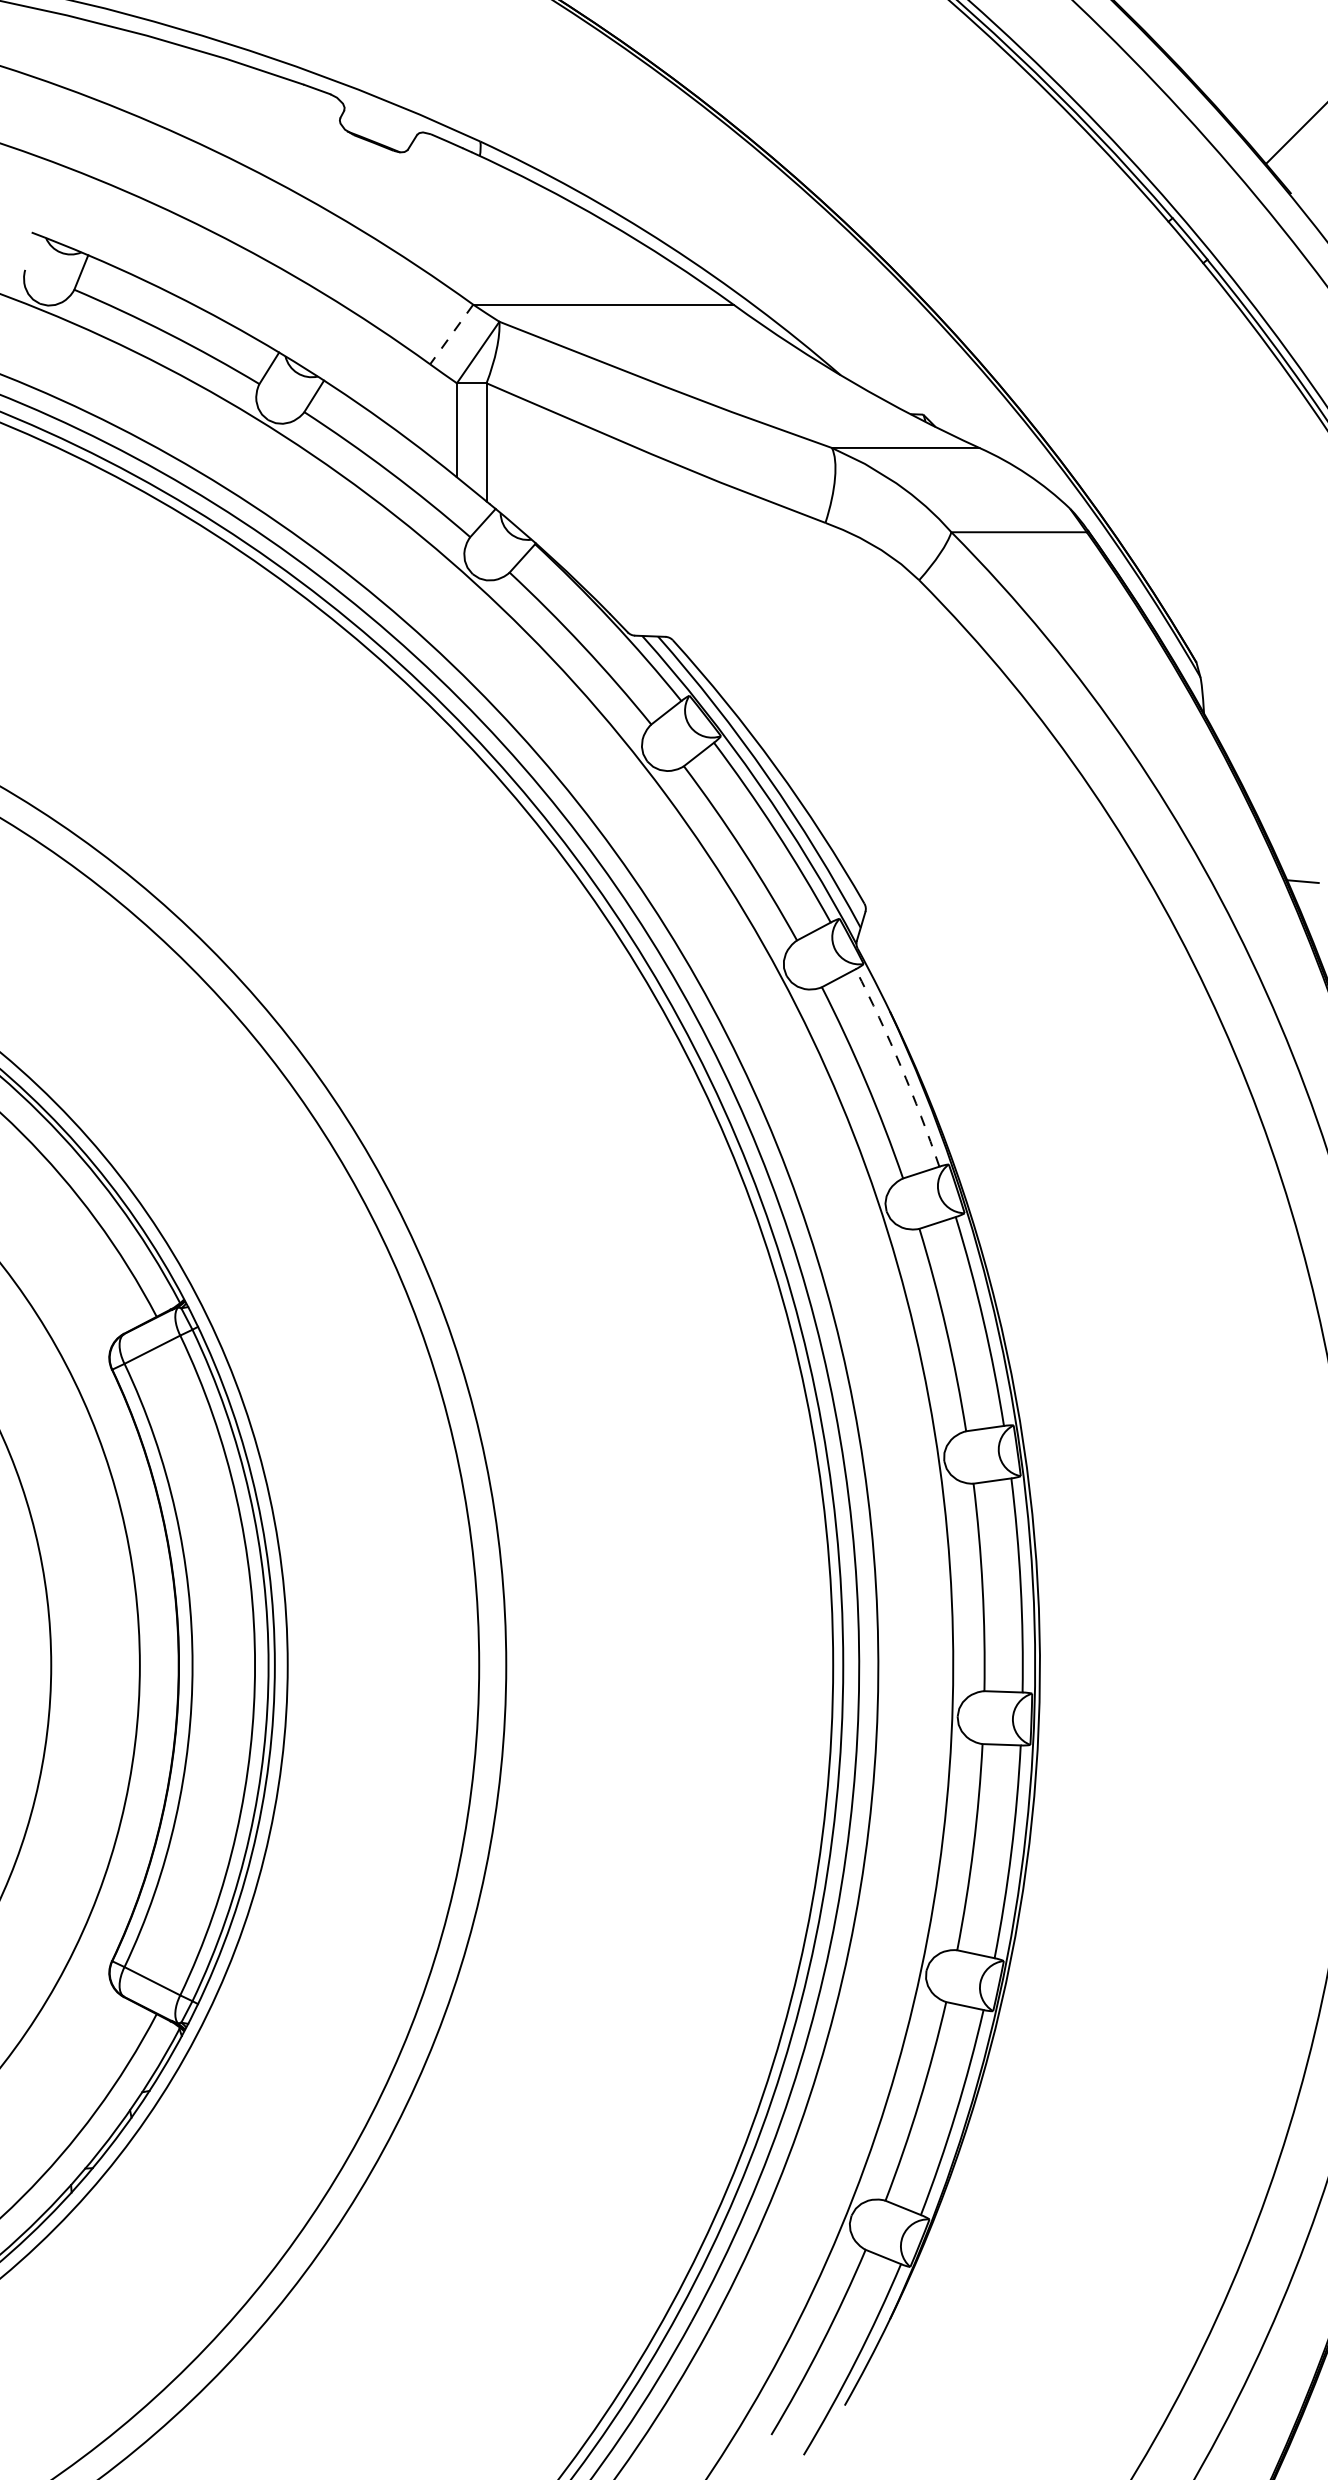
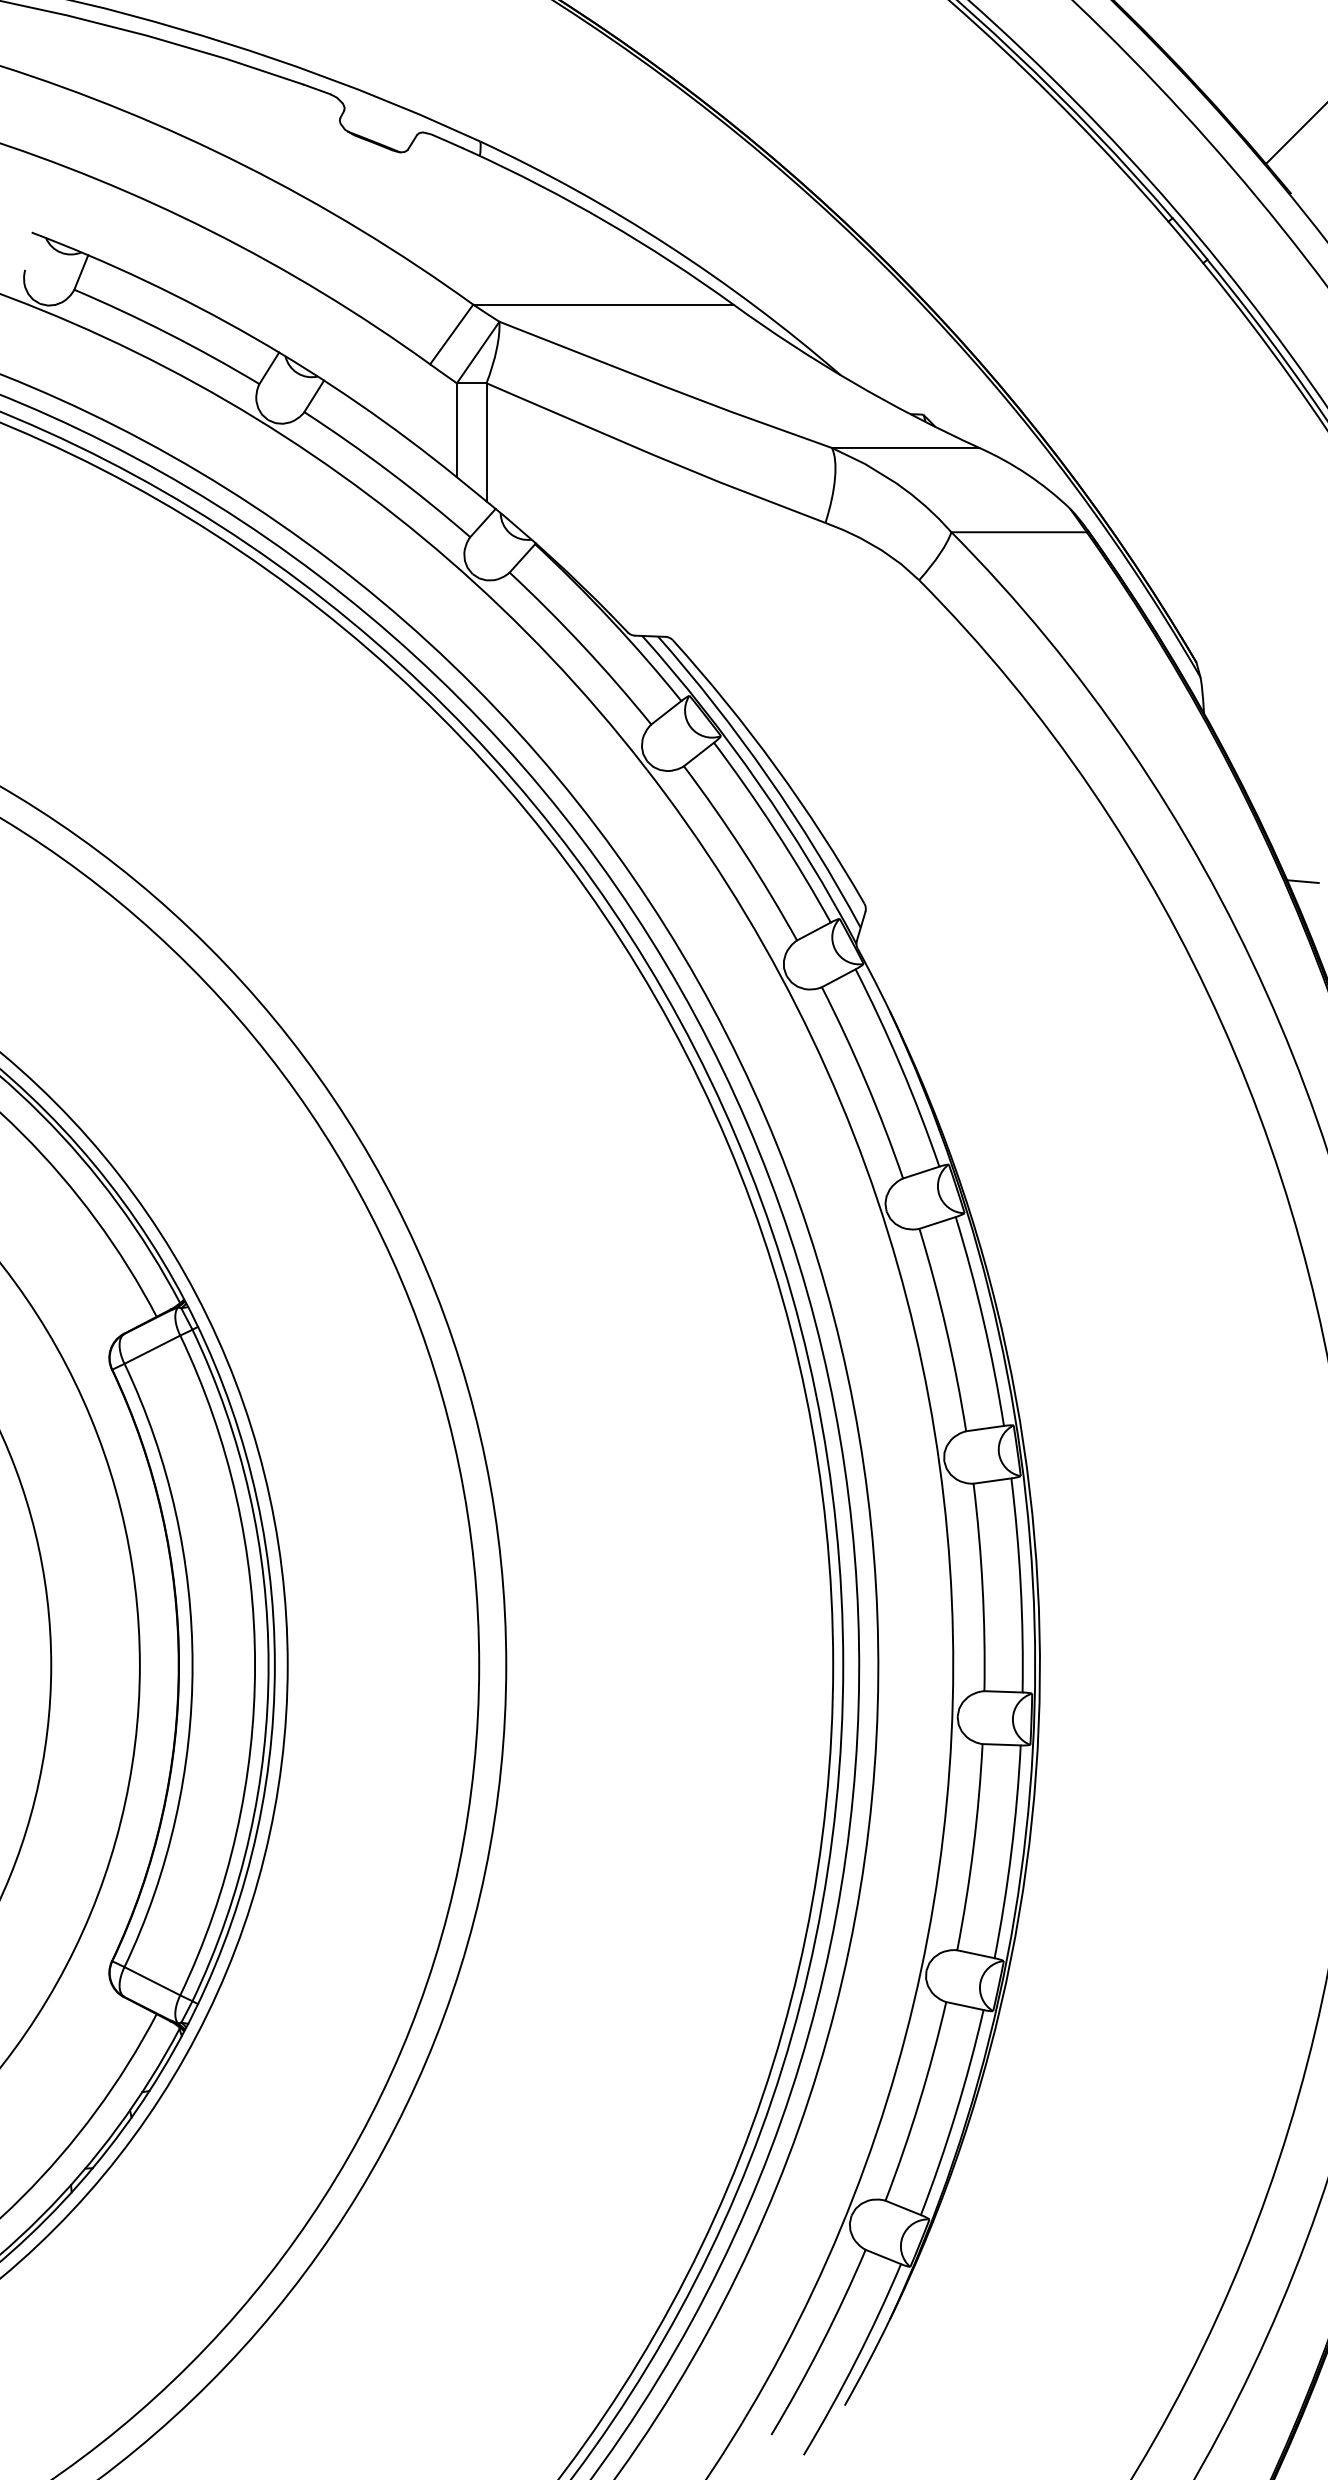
line: dashed -> solid (451, 334)
arc: dashed -> solid (900, 1066)
